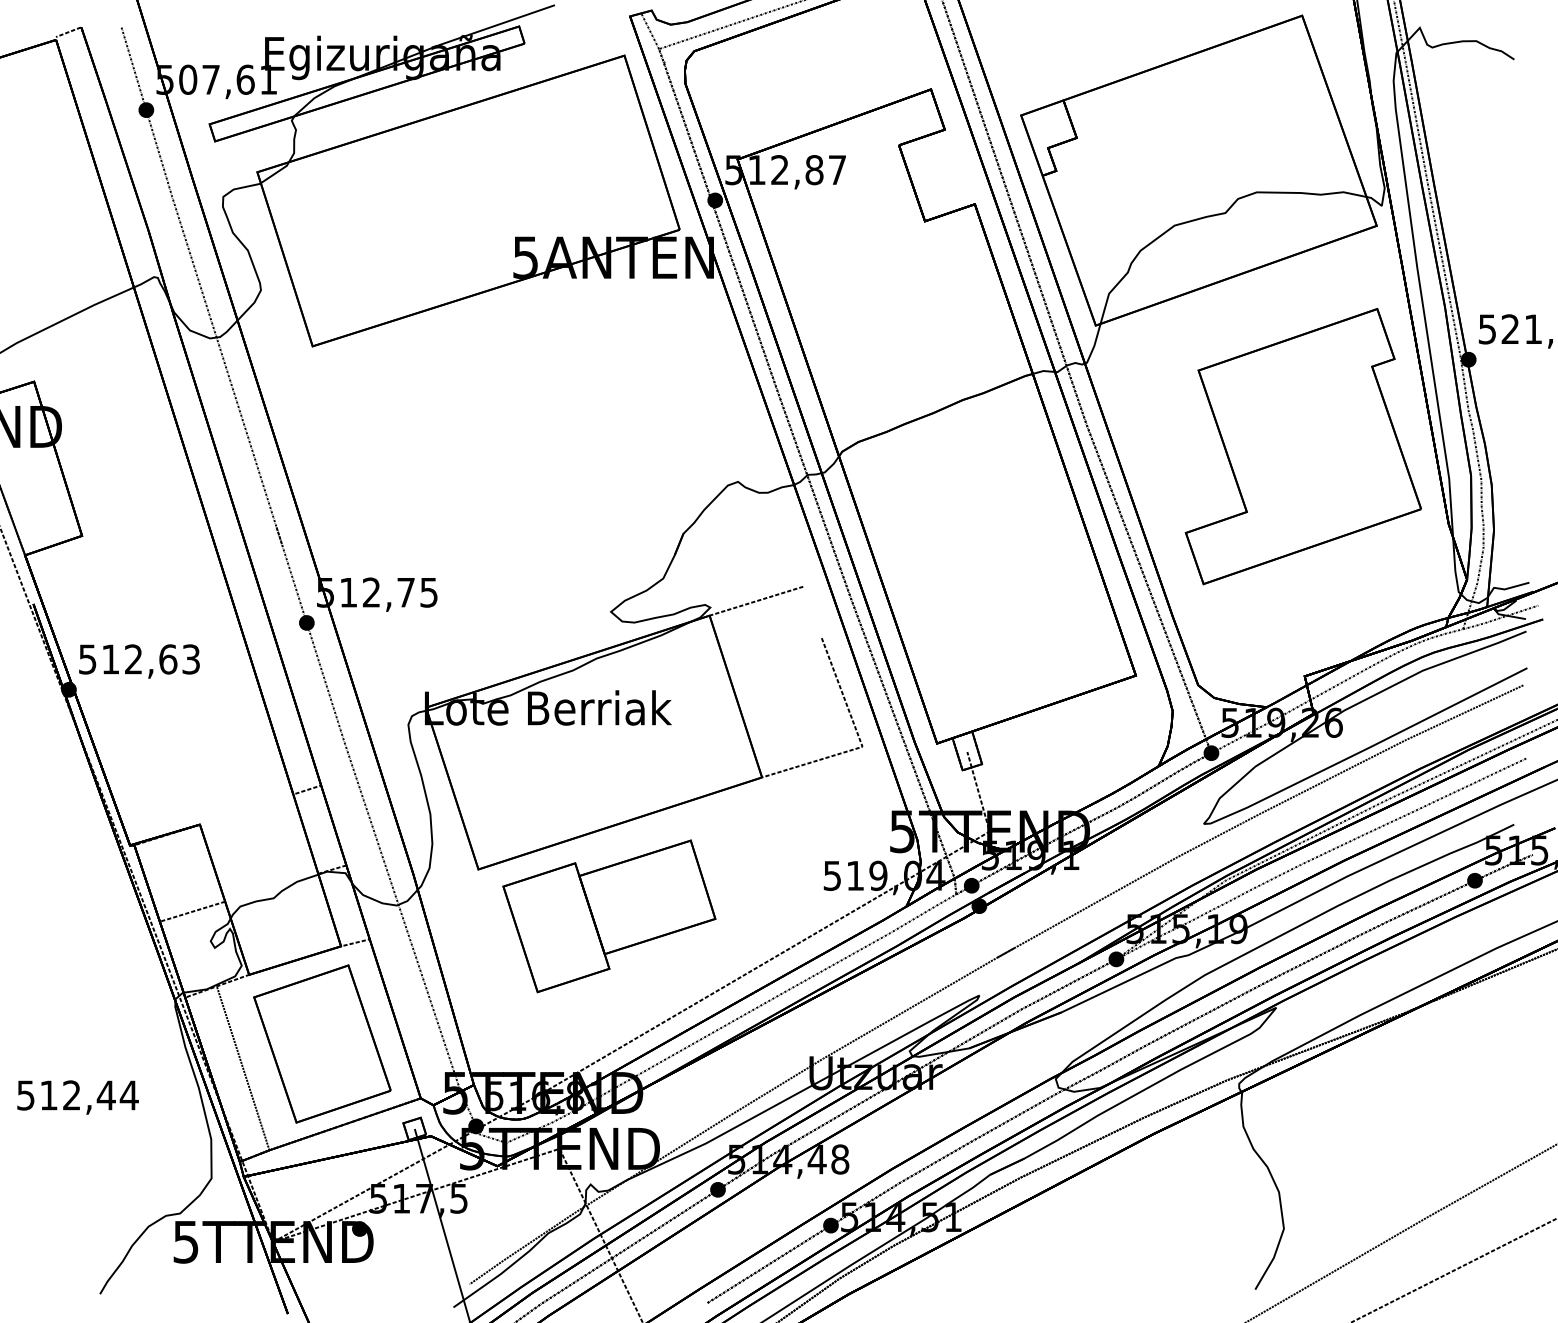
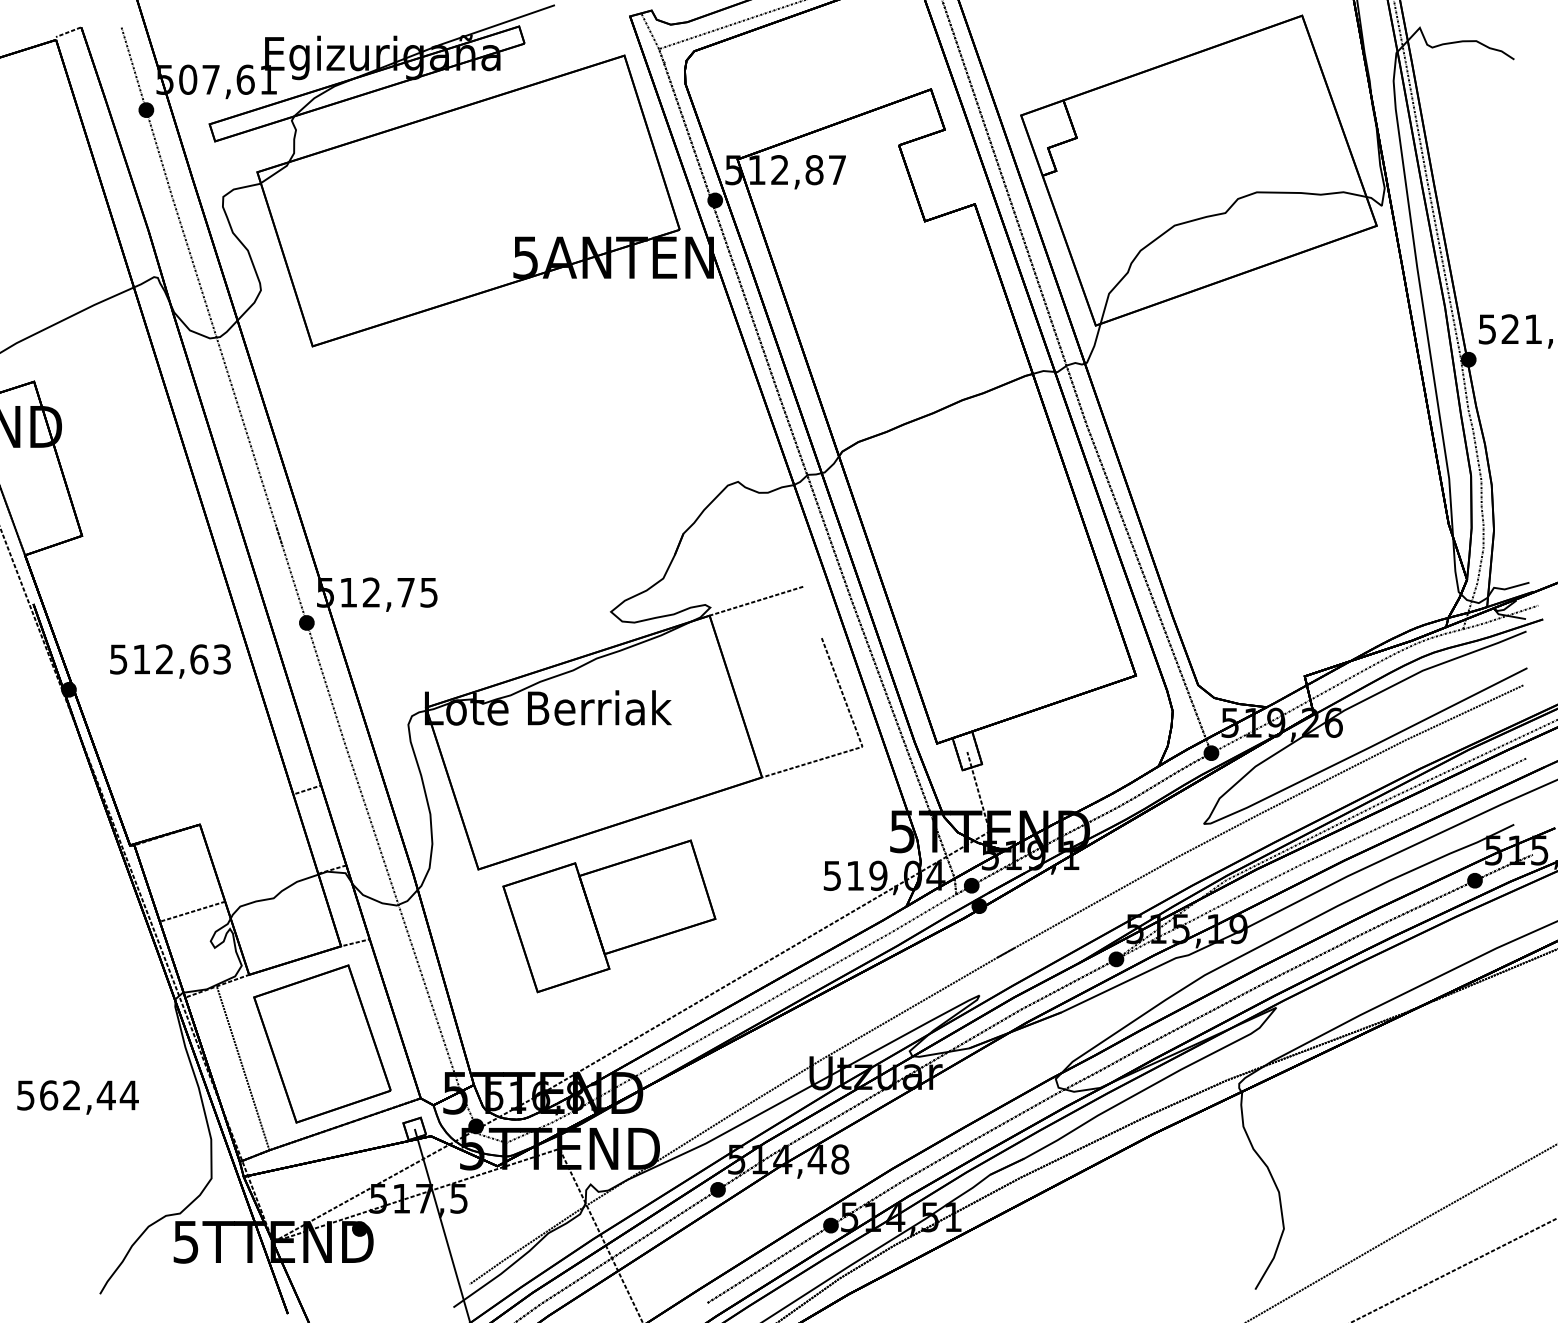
part: present -> none (1302, 446)
text position: (139, 661) -> (170, 661) (170, 661)
text: 512,44 -> 562,44 (49, 1095)
